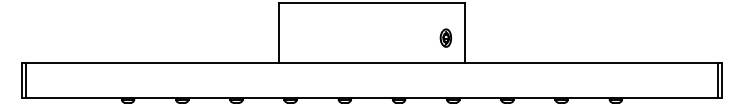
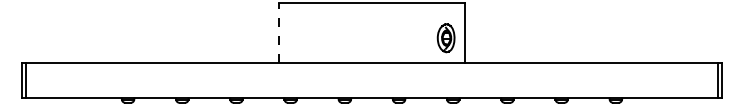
line: solid -> dashed (279, 32)
part size: 13x20 px -> 20x31 px (445, 38)
